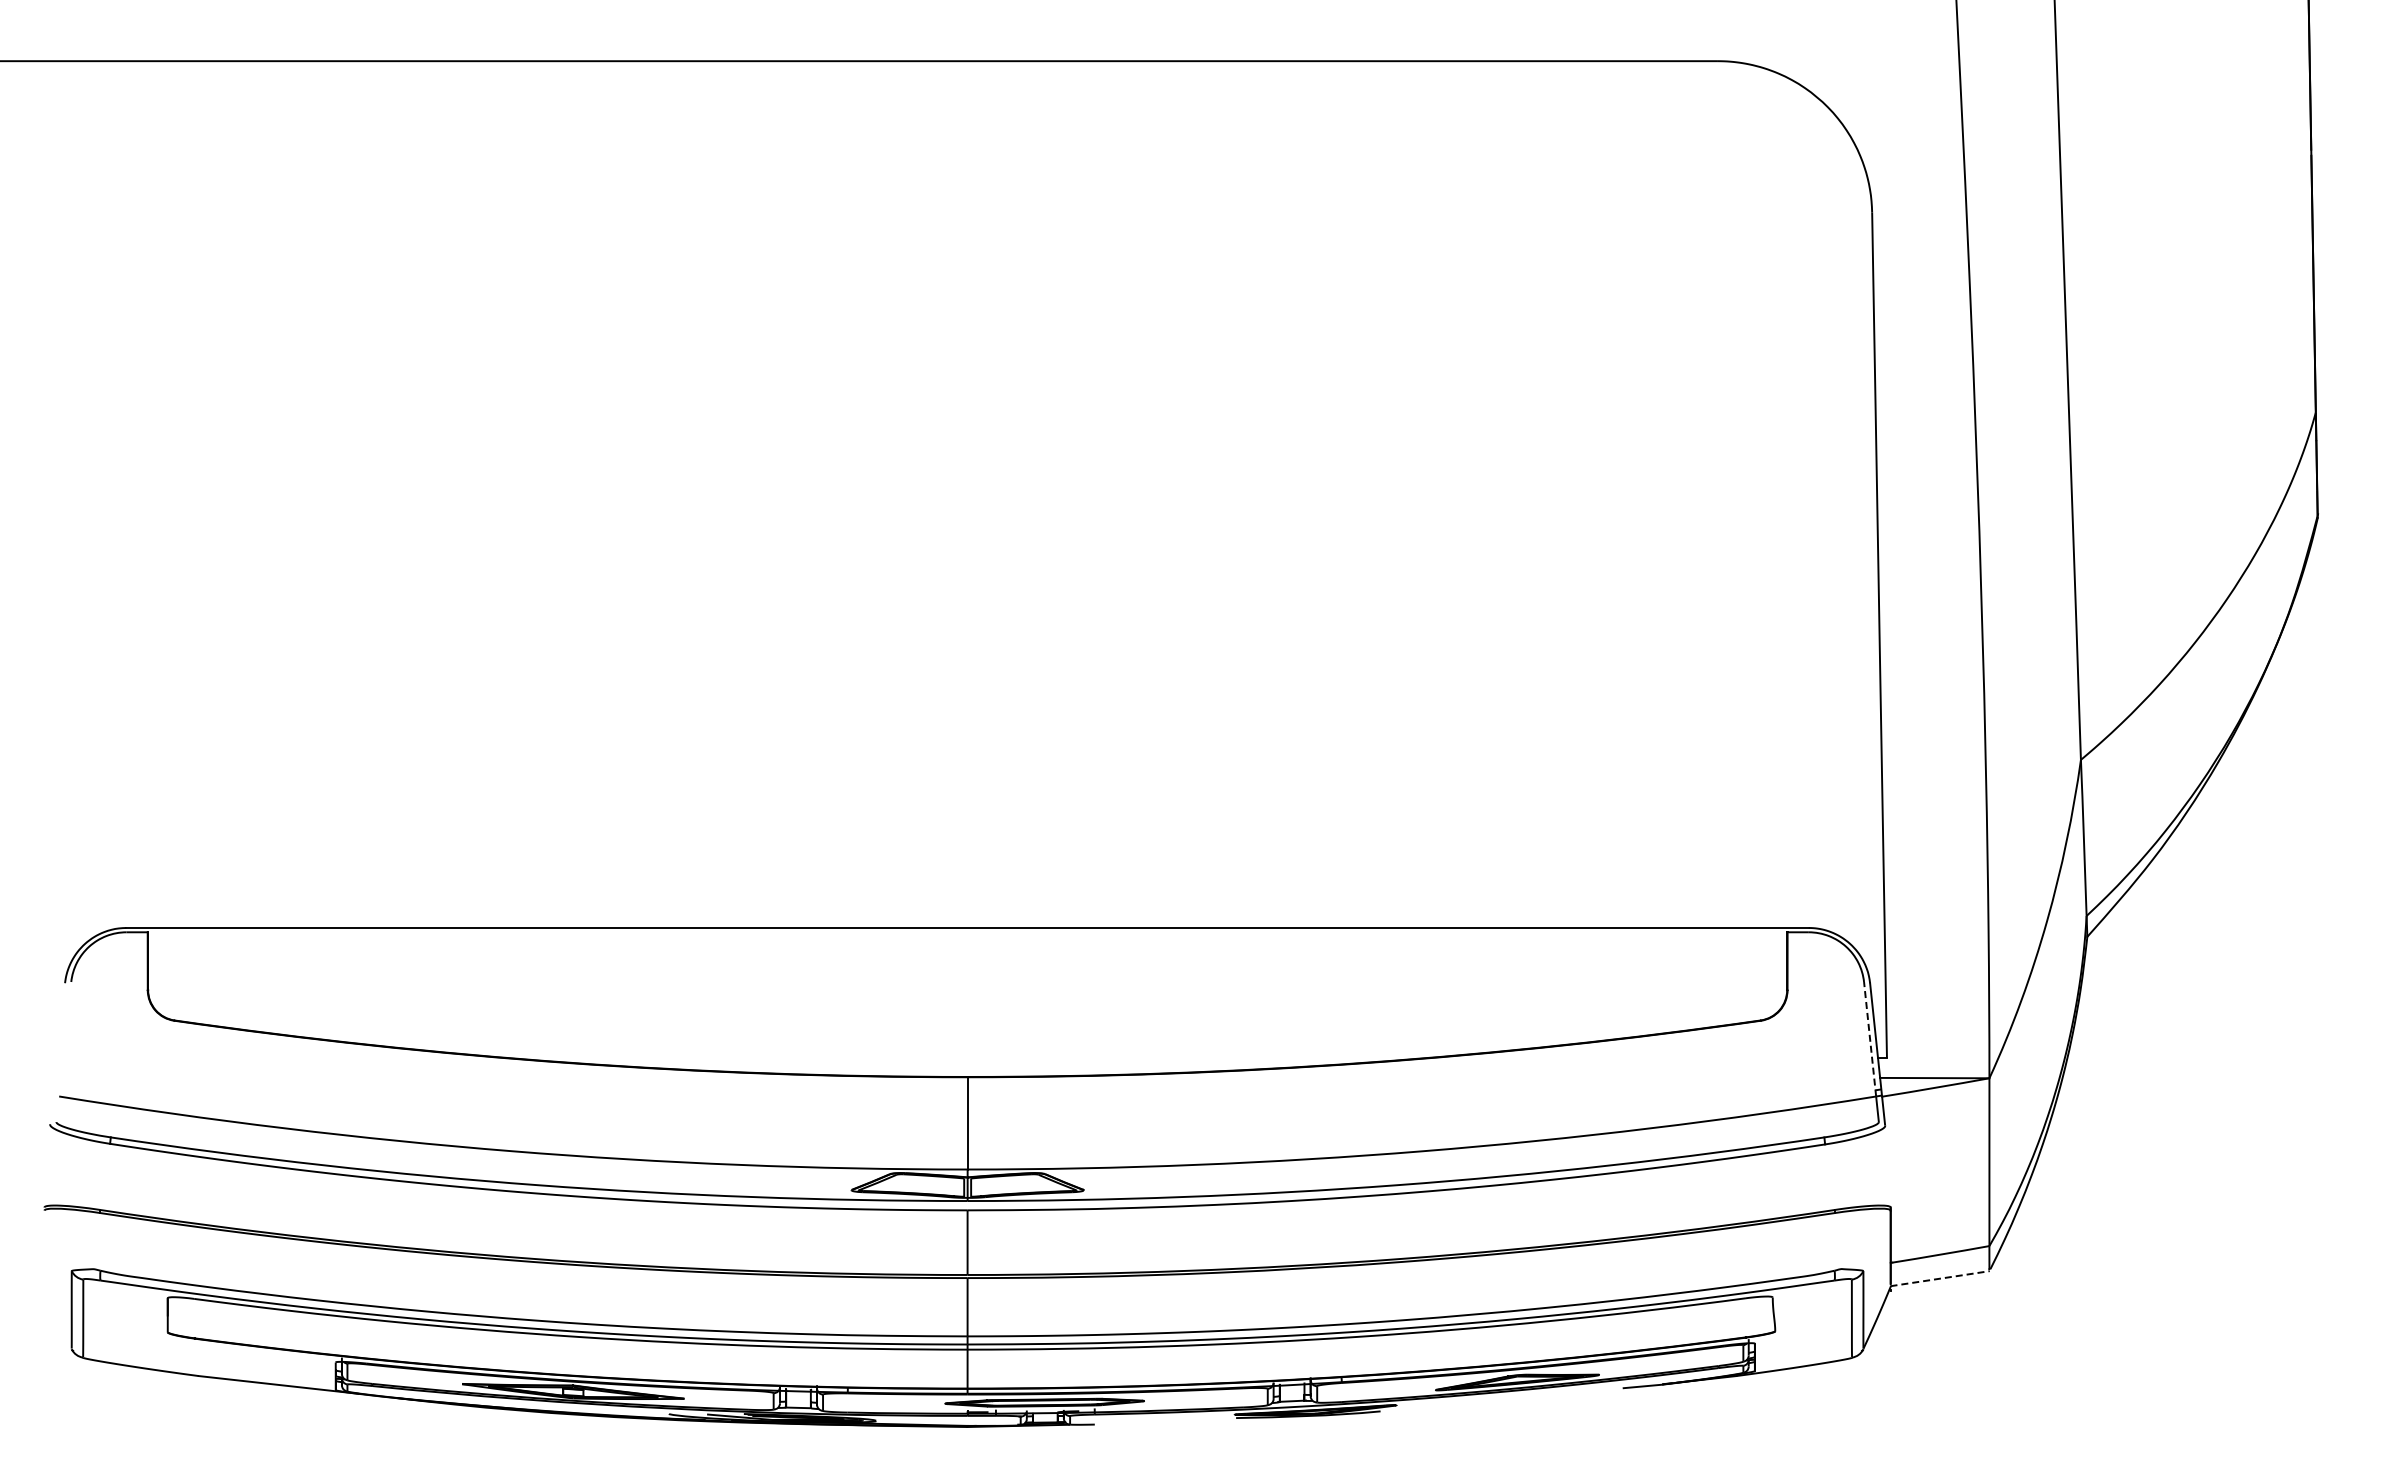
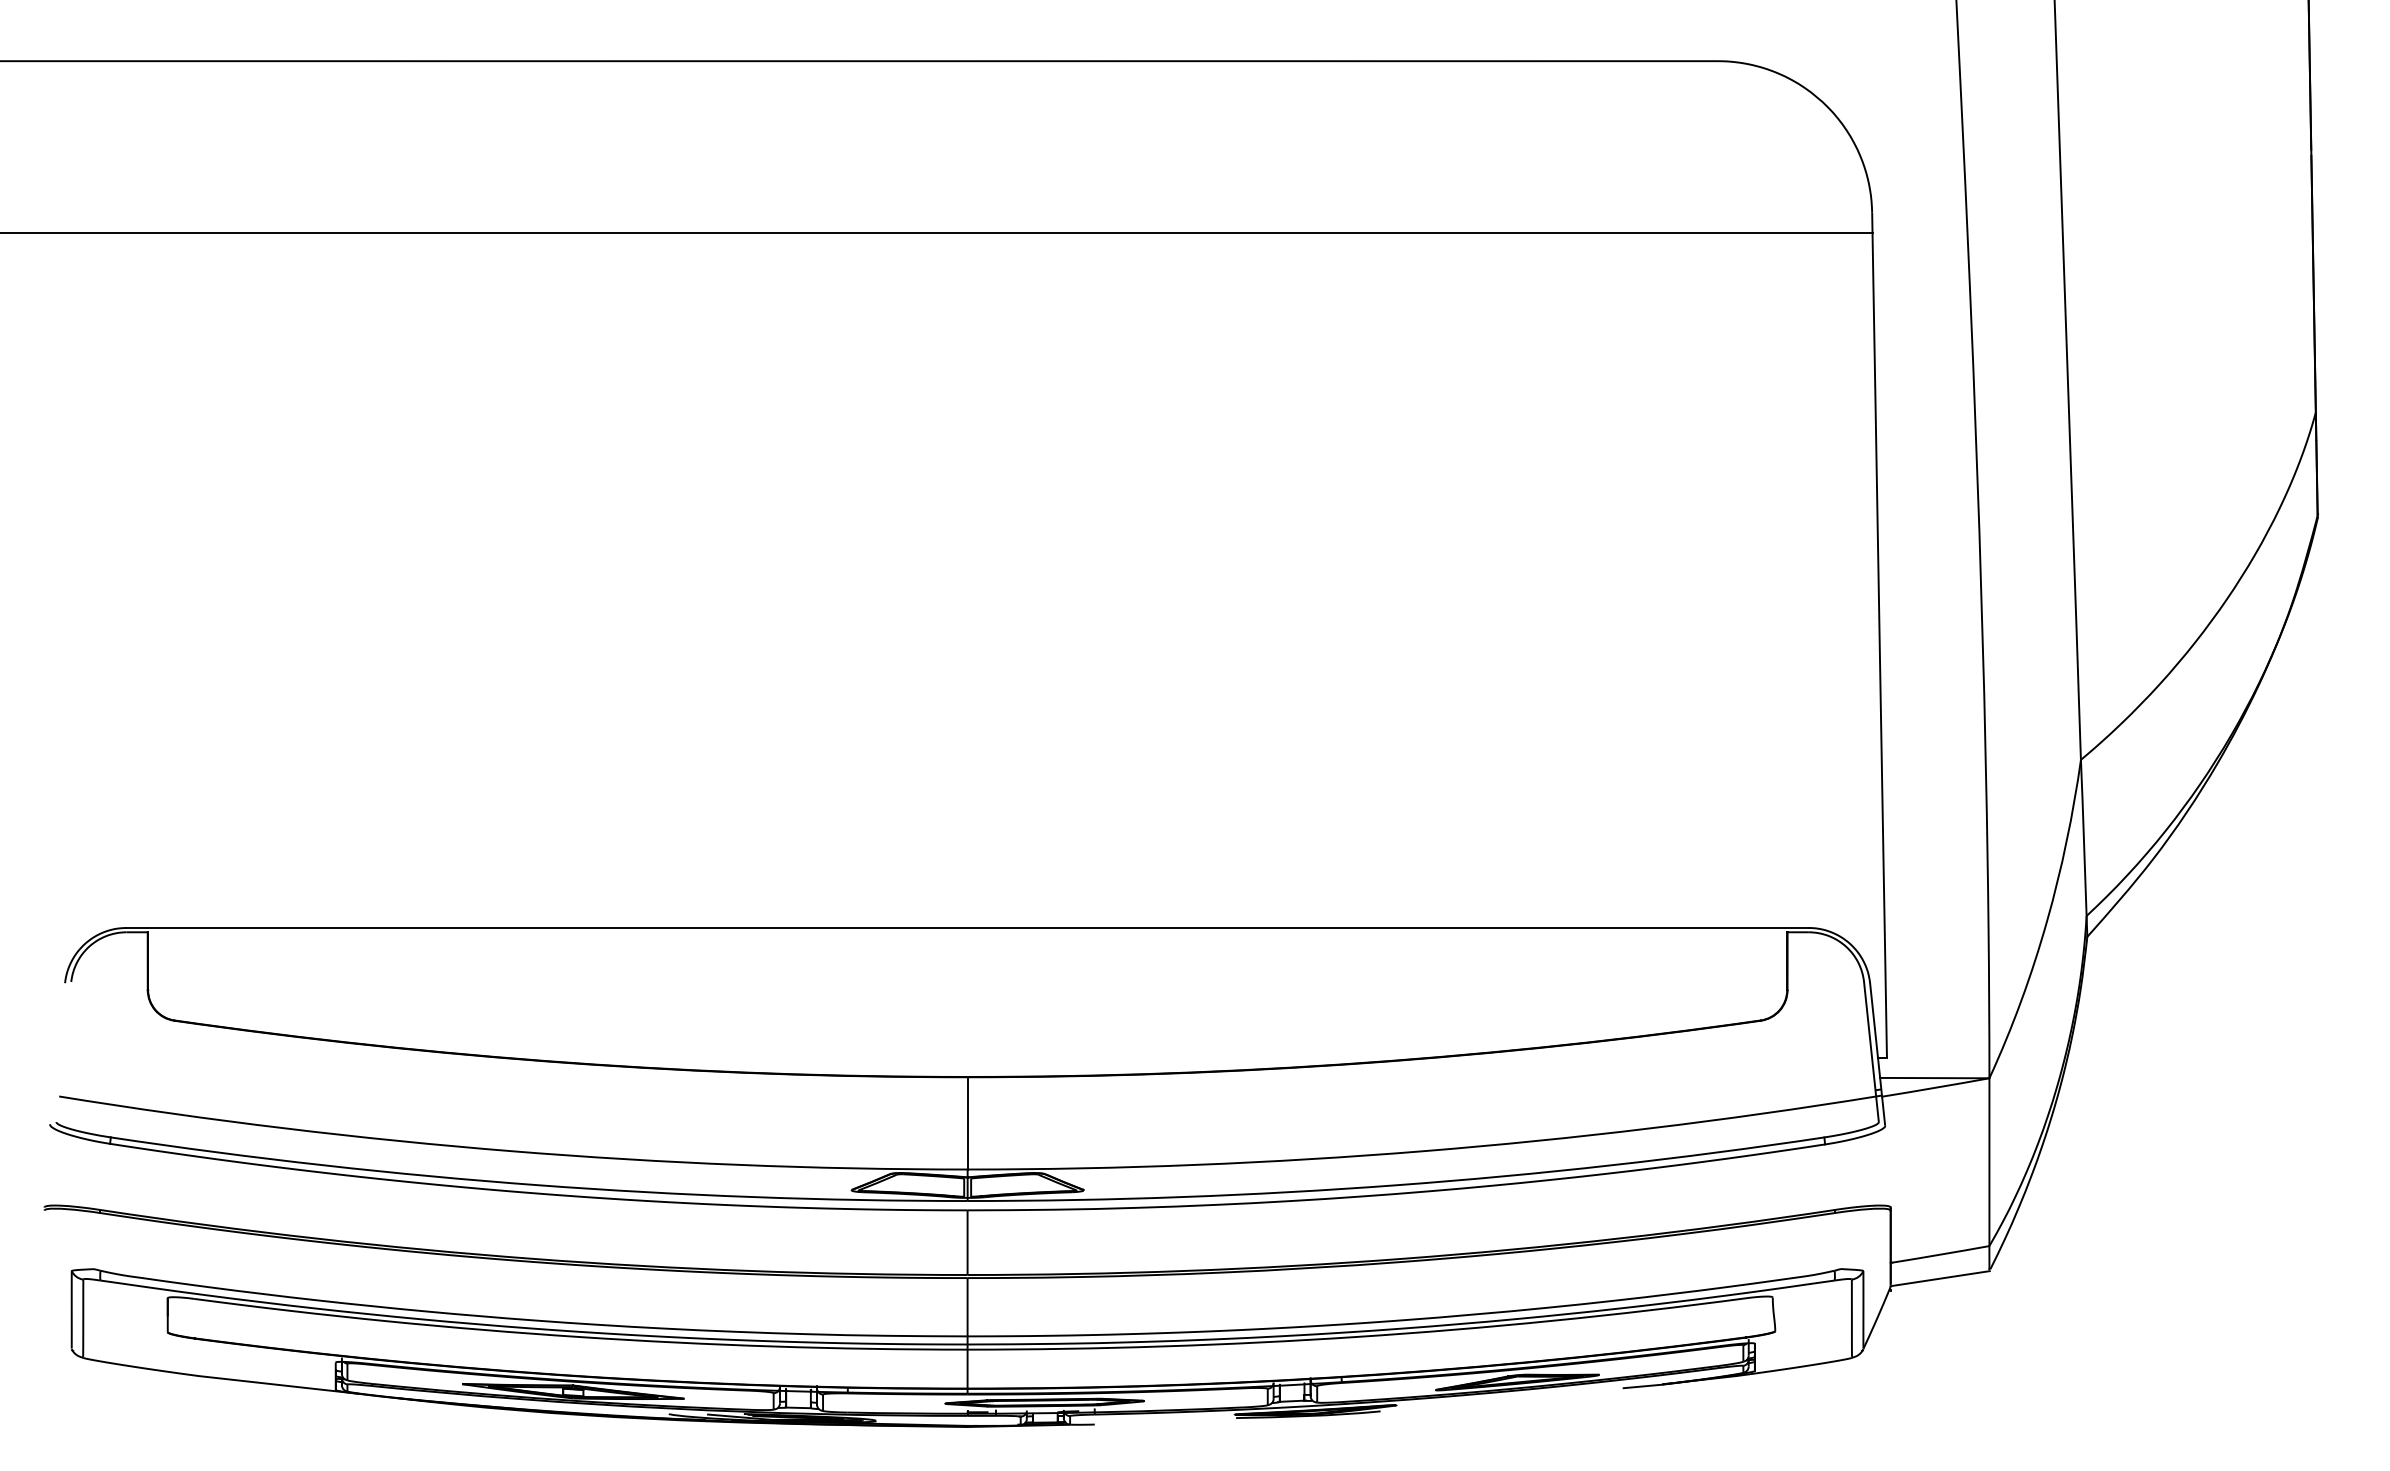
line: none -> present (937, 232)
line: dashed -> solid (1870, 1039)
line: dashed -> solid (1940, 1278)
